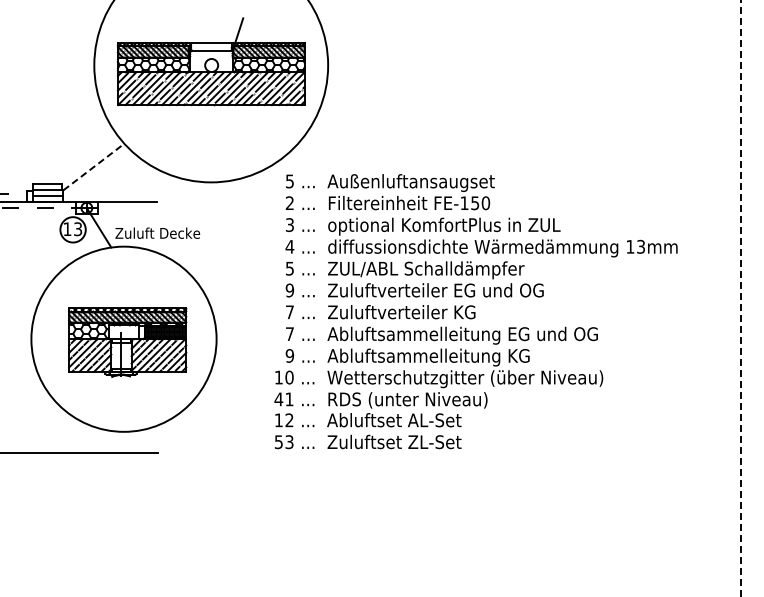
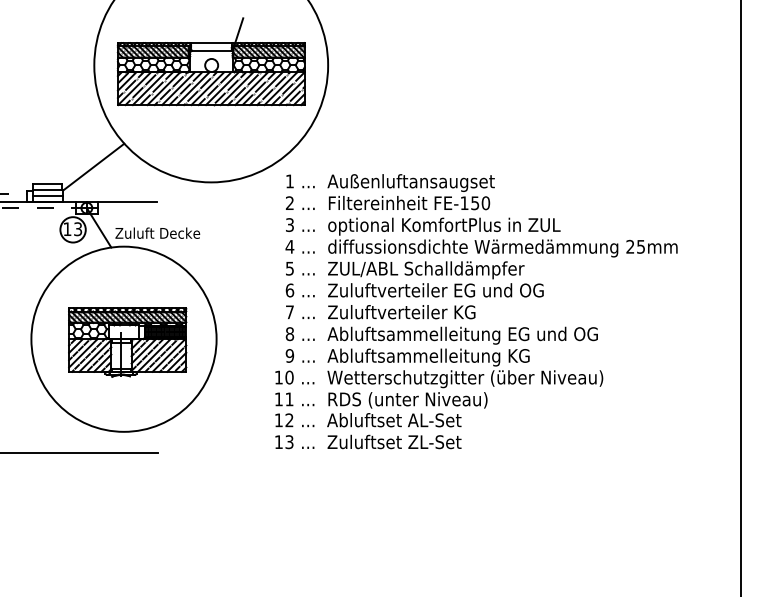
line: dashed -> solid (94, 166)
text: 5 -> 1 (289, 181)
text: 13mm -> 25mm (635, 246)
text: 9 -> 6 (289, 290)
line: dashed -> solid (741, 298)
text: 7 -> 8 (289, 334)
text: 41 -> 11 (278, 399)
text: 53 -> 13 (278, 442)
